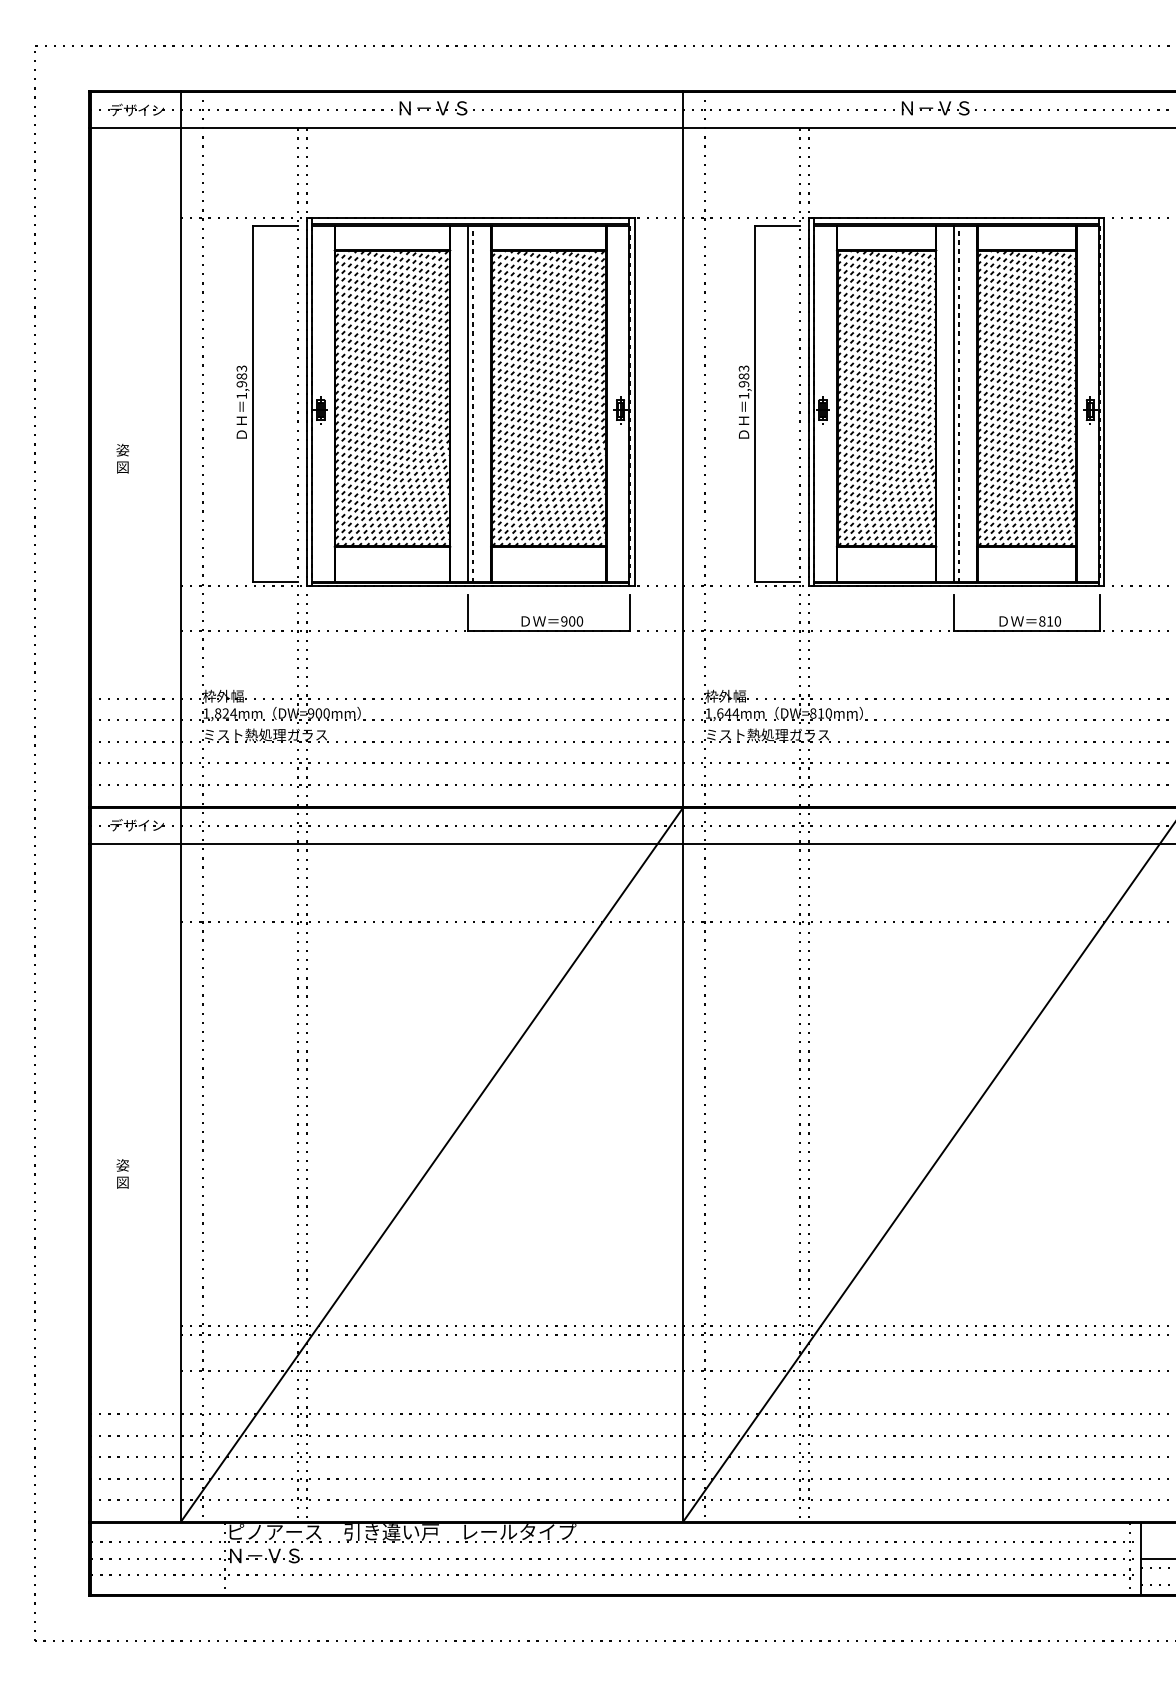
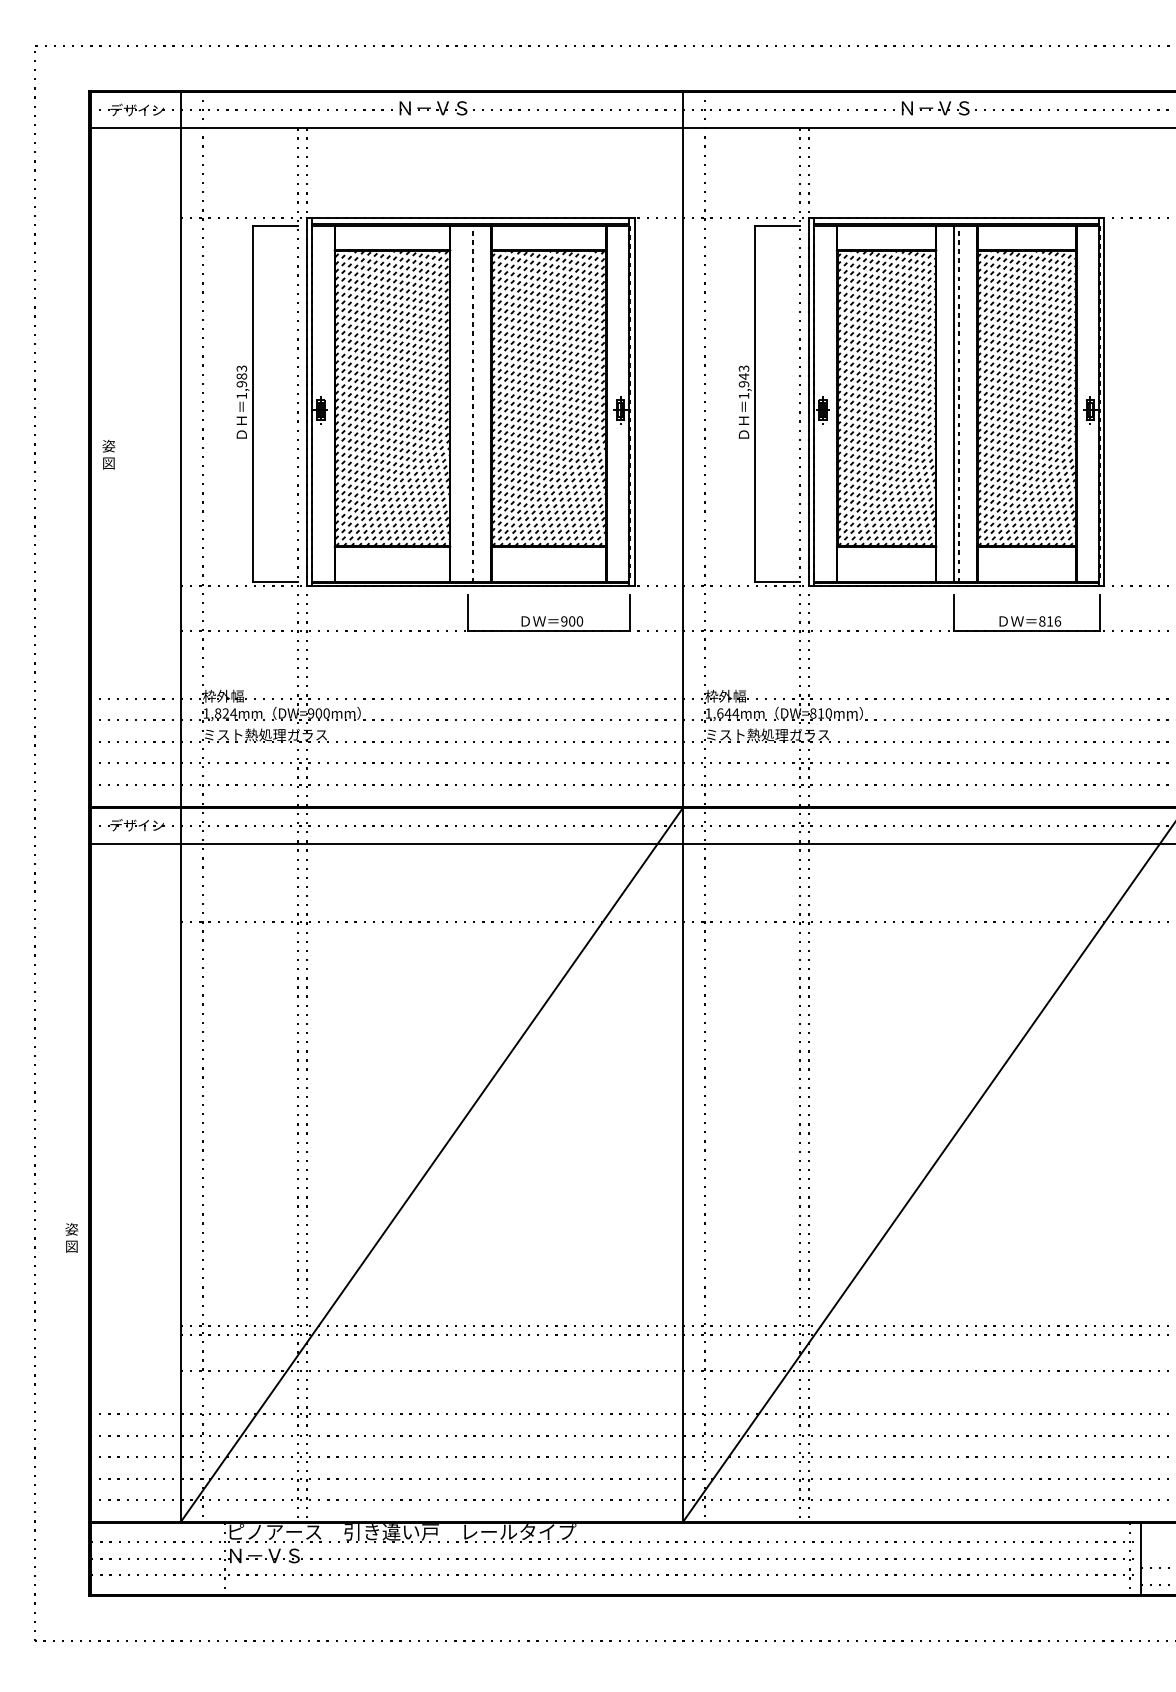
text: 1,983 -> 1,943 (743, 376)
line: present -> none (467, 404)
text position: (122, 458) -> (108, 454) (108, 454)
text: 810 -> 816 (1057, 621)
text position: (122, 1173) -> (71, 1237) (71, 1237)
line: present -> none (1156, 1558)
